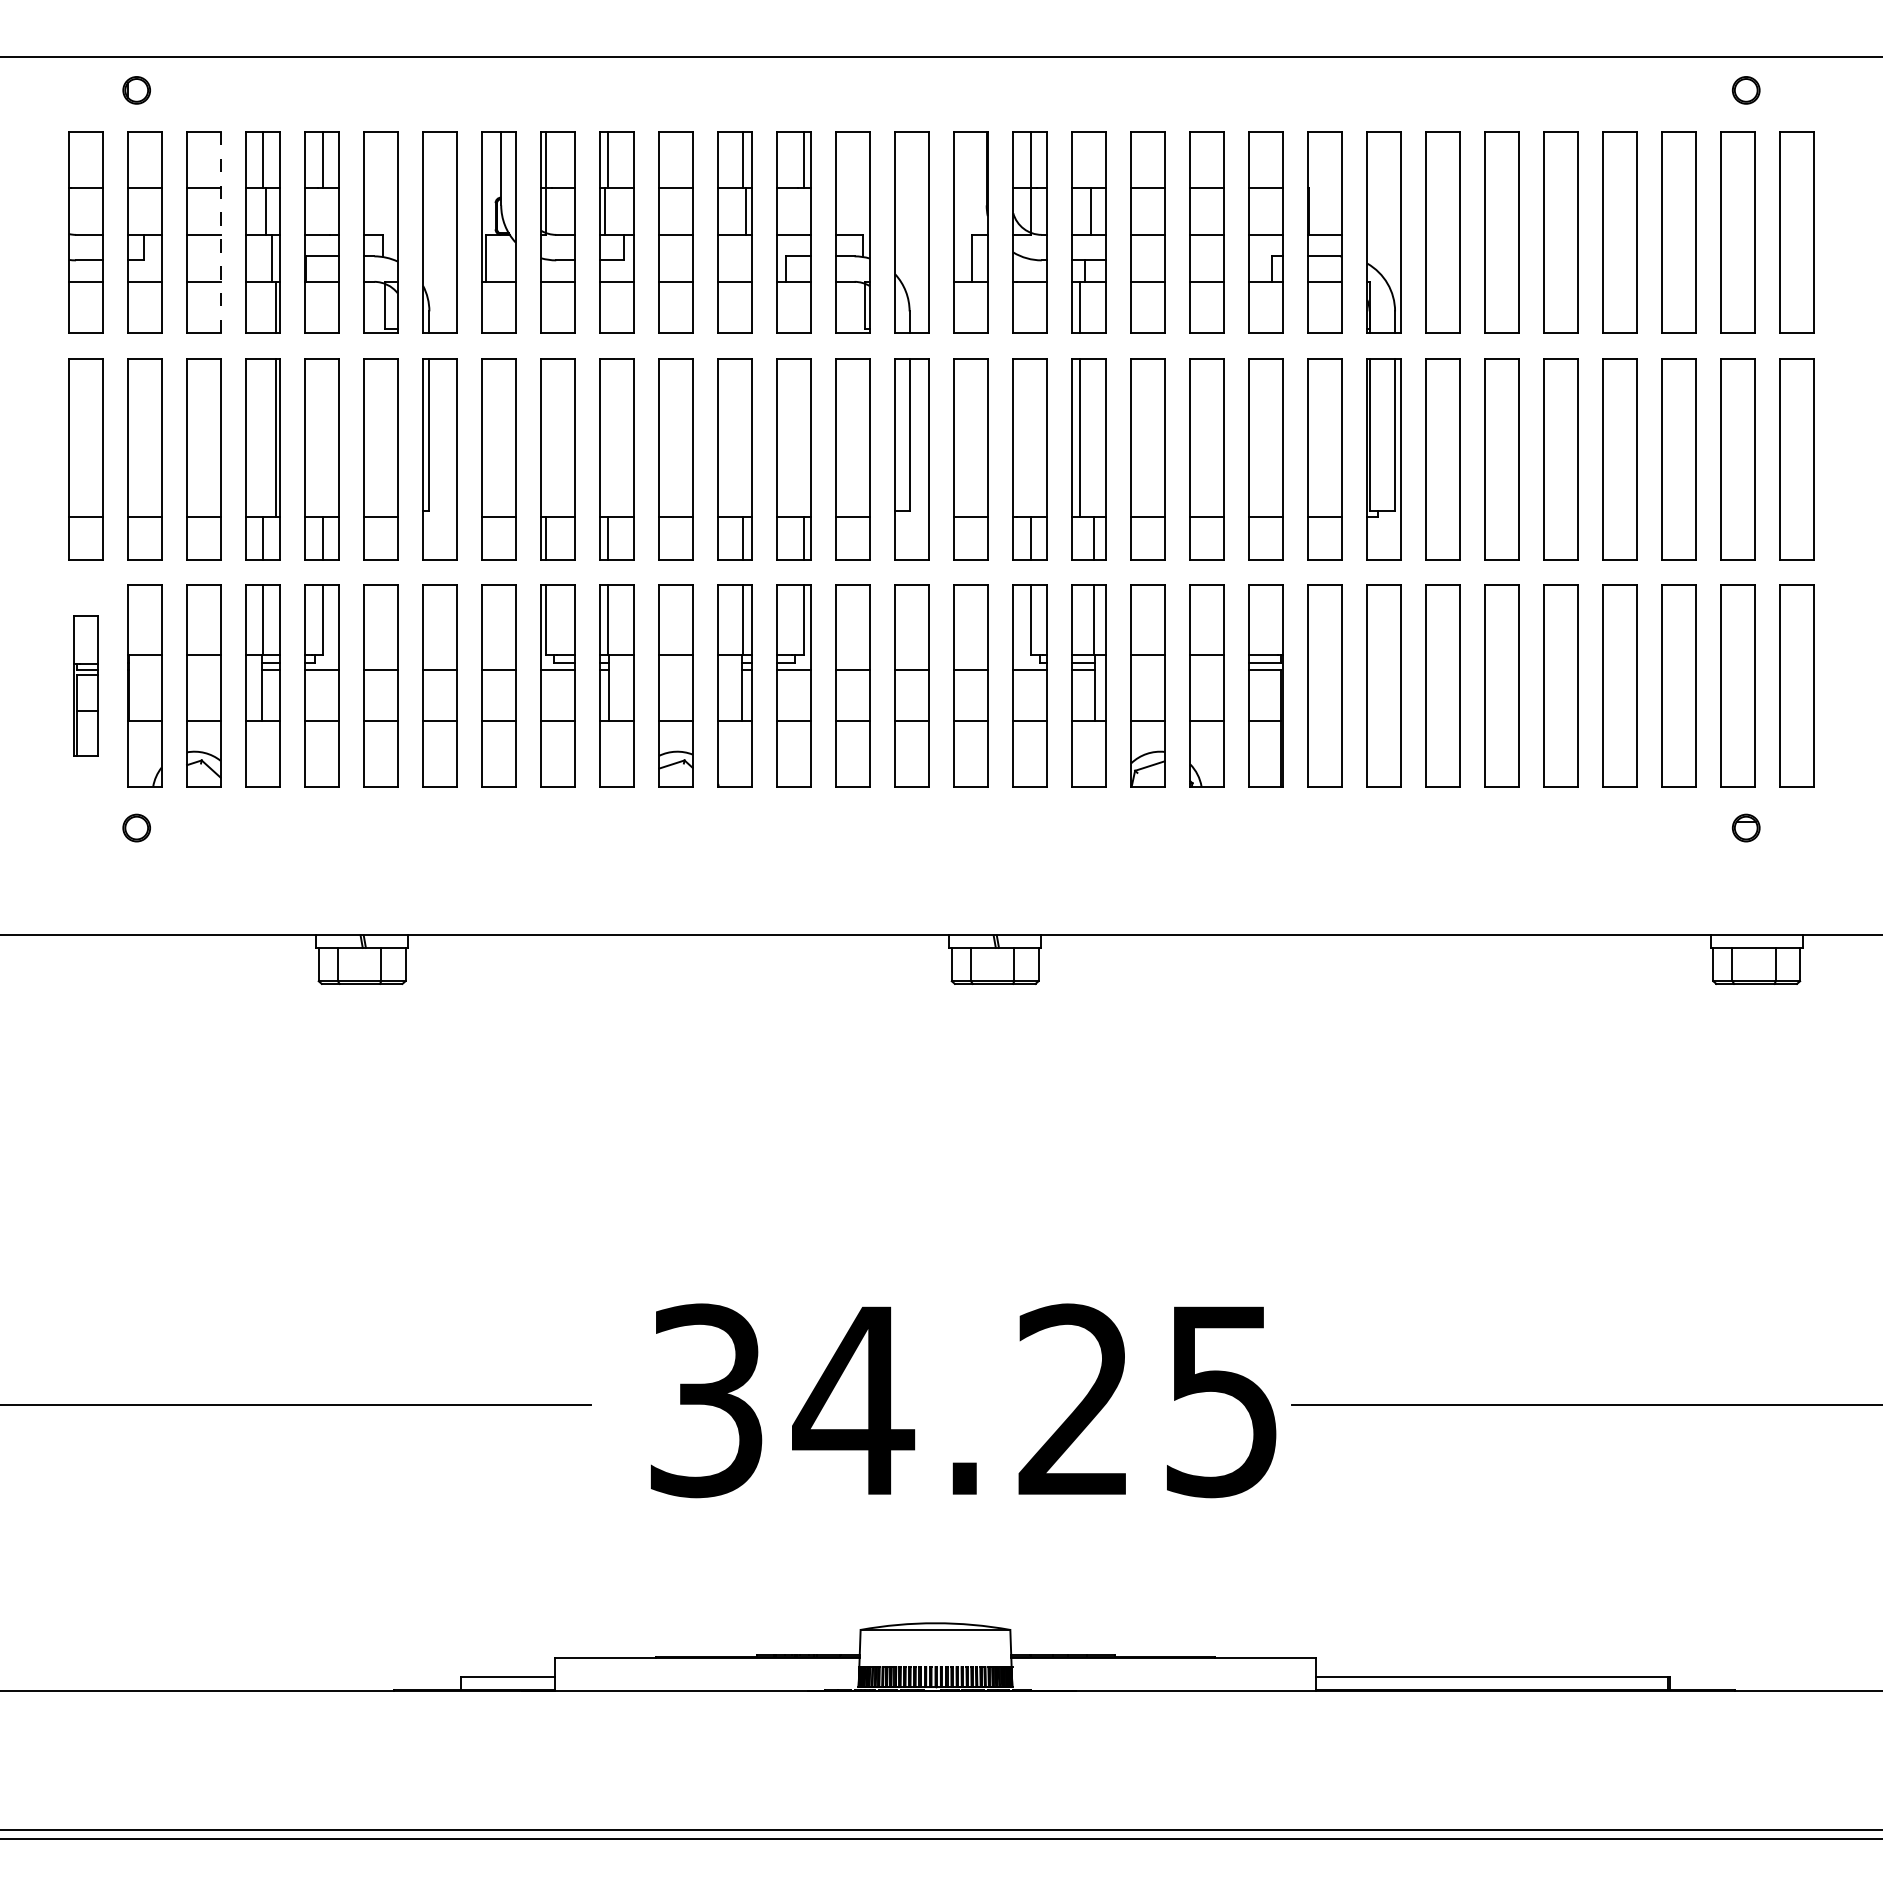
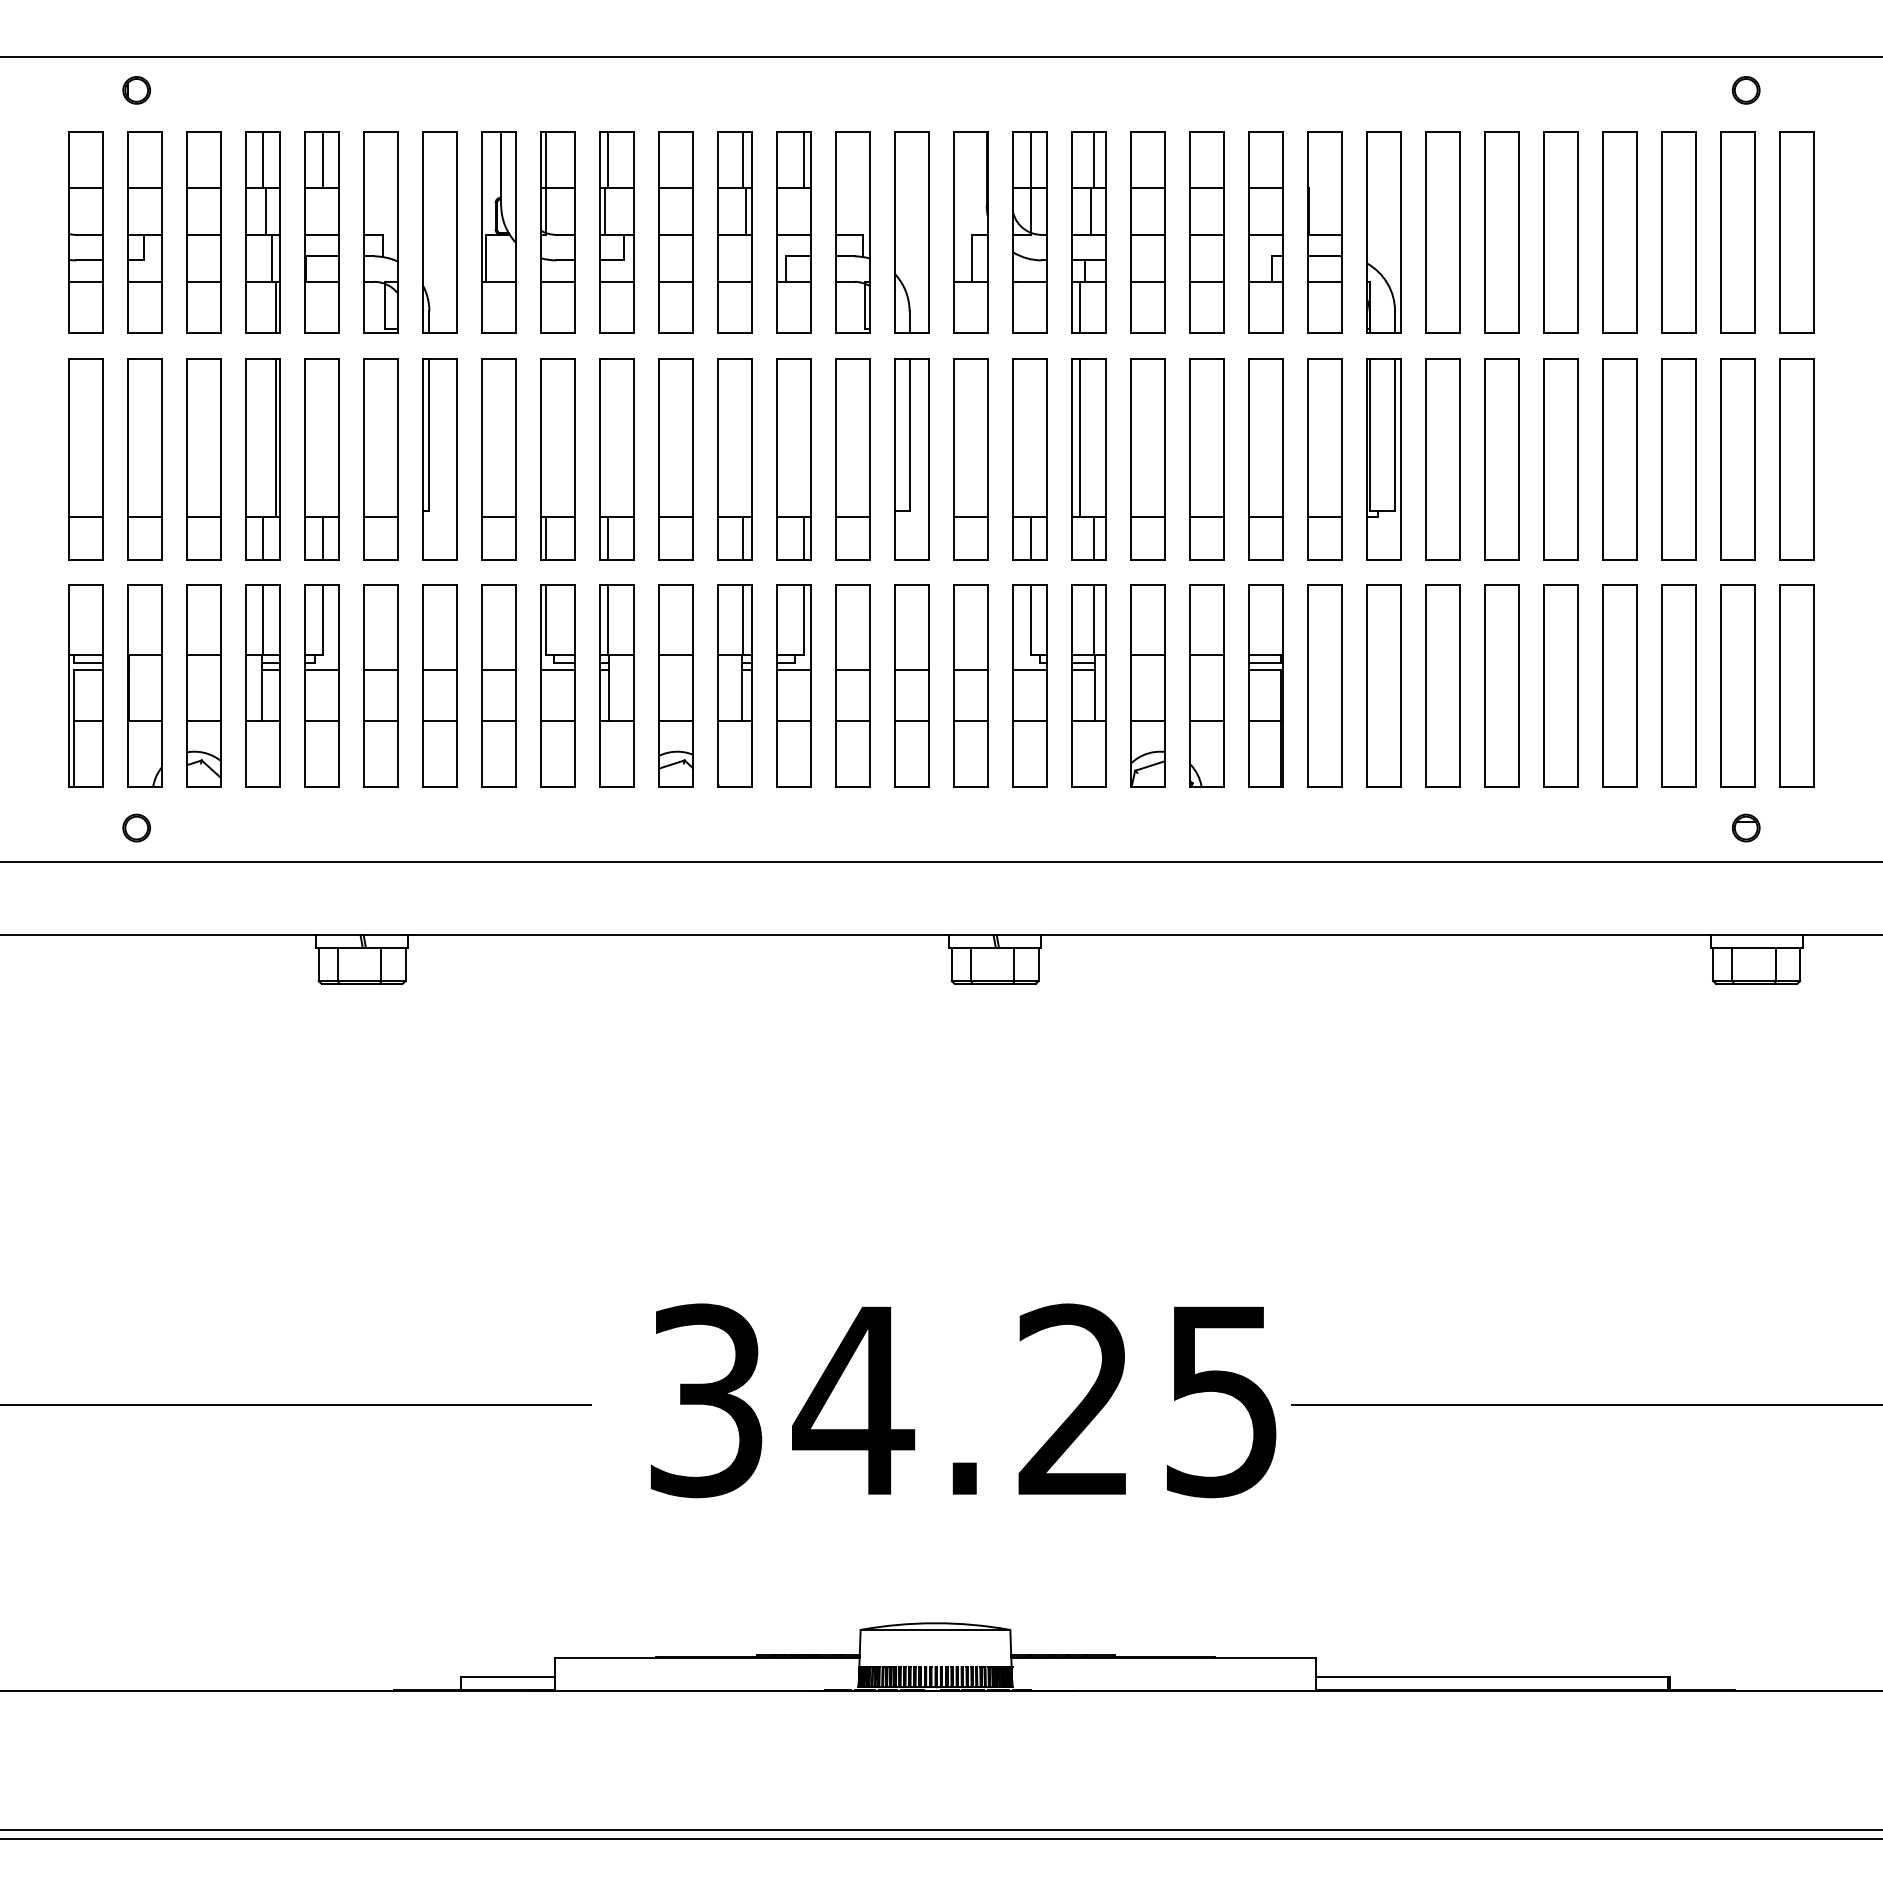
line: none -> present (1093, 159)
line: dashed -> solid (220, 232)
part size: 26x142 px -> 36x204 px (85, 685)
line: none -> present (940, 861)
